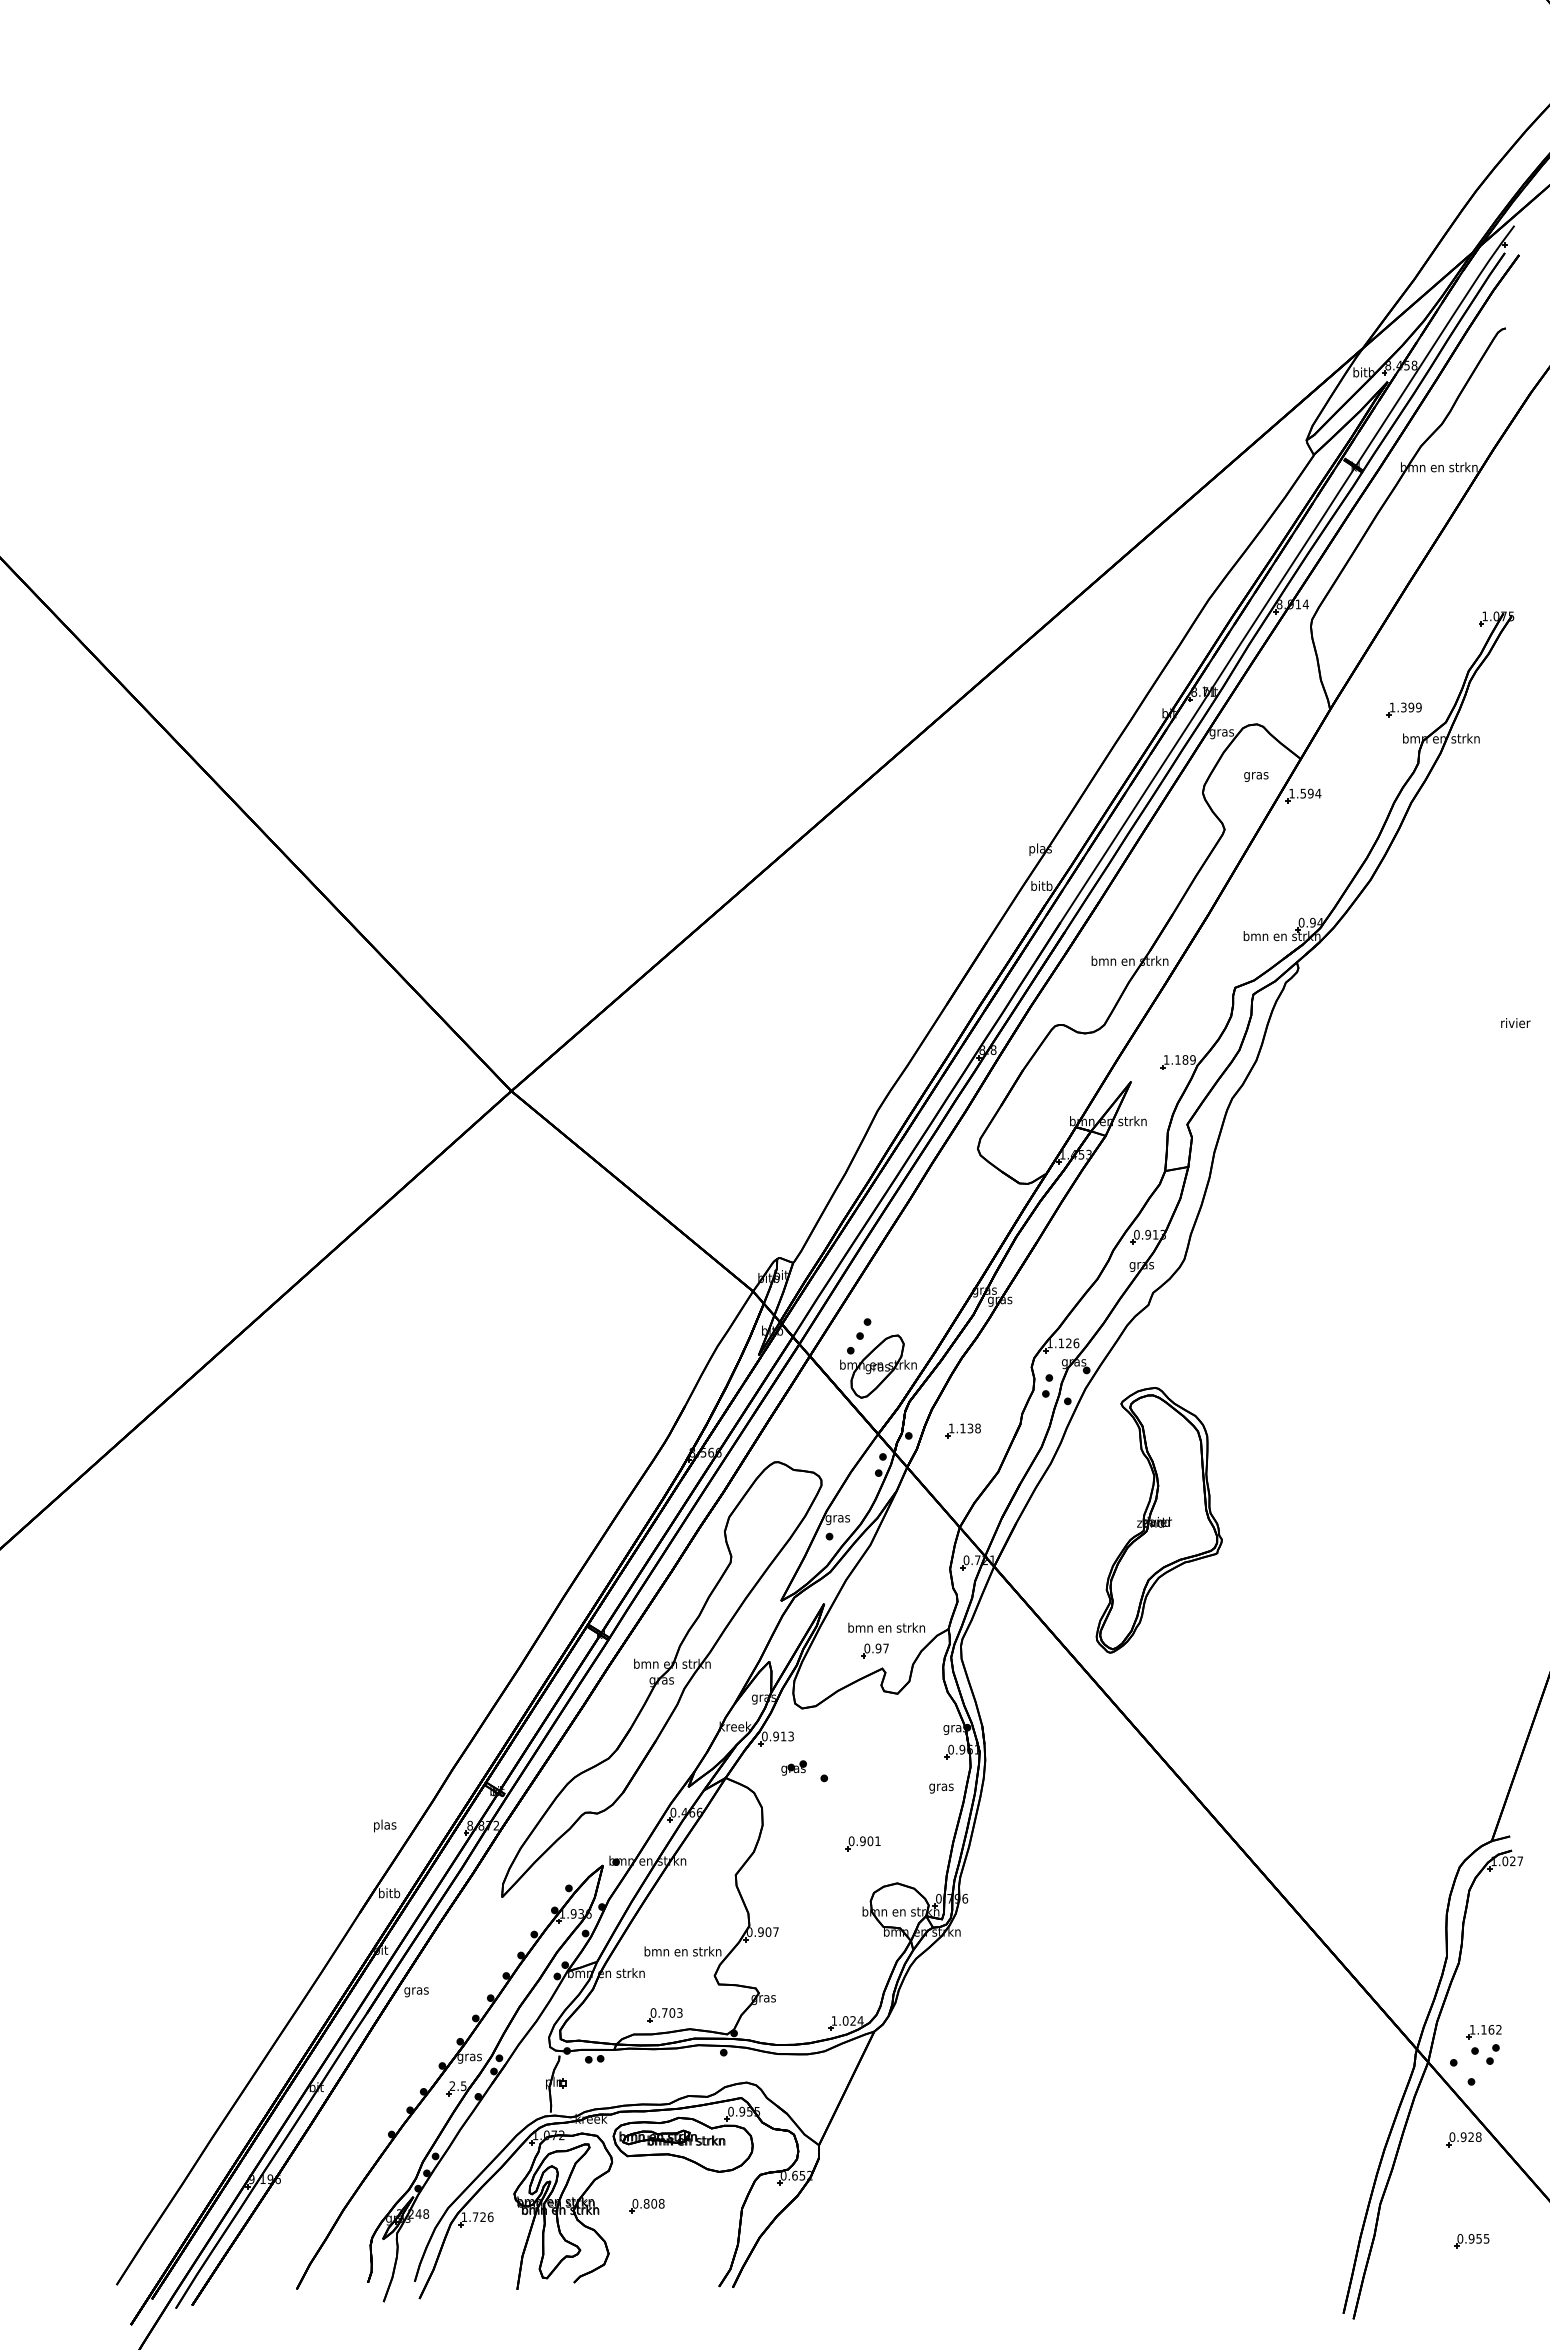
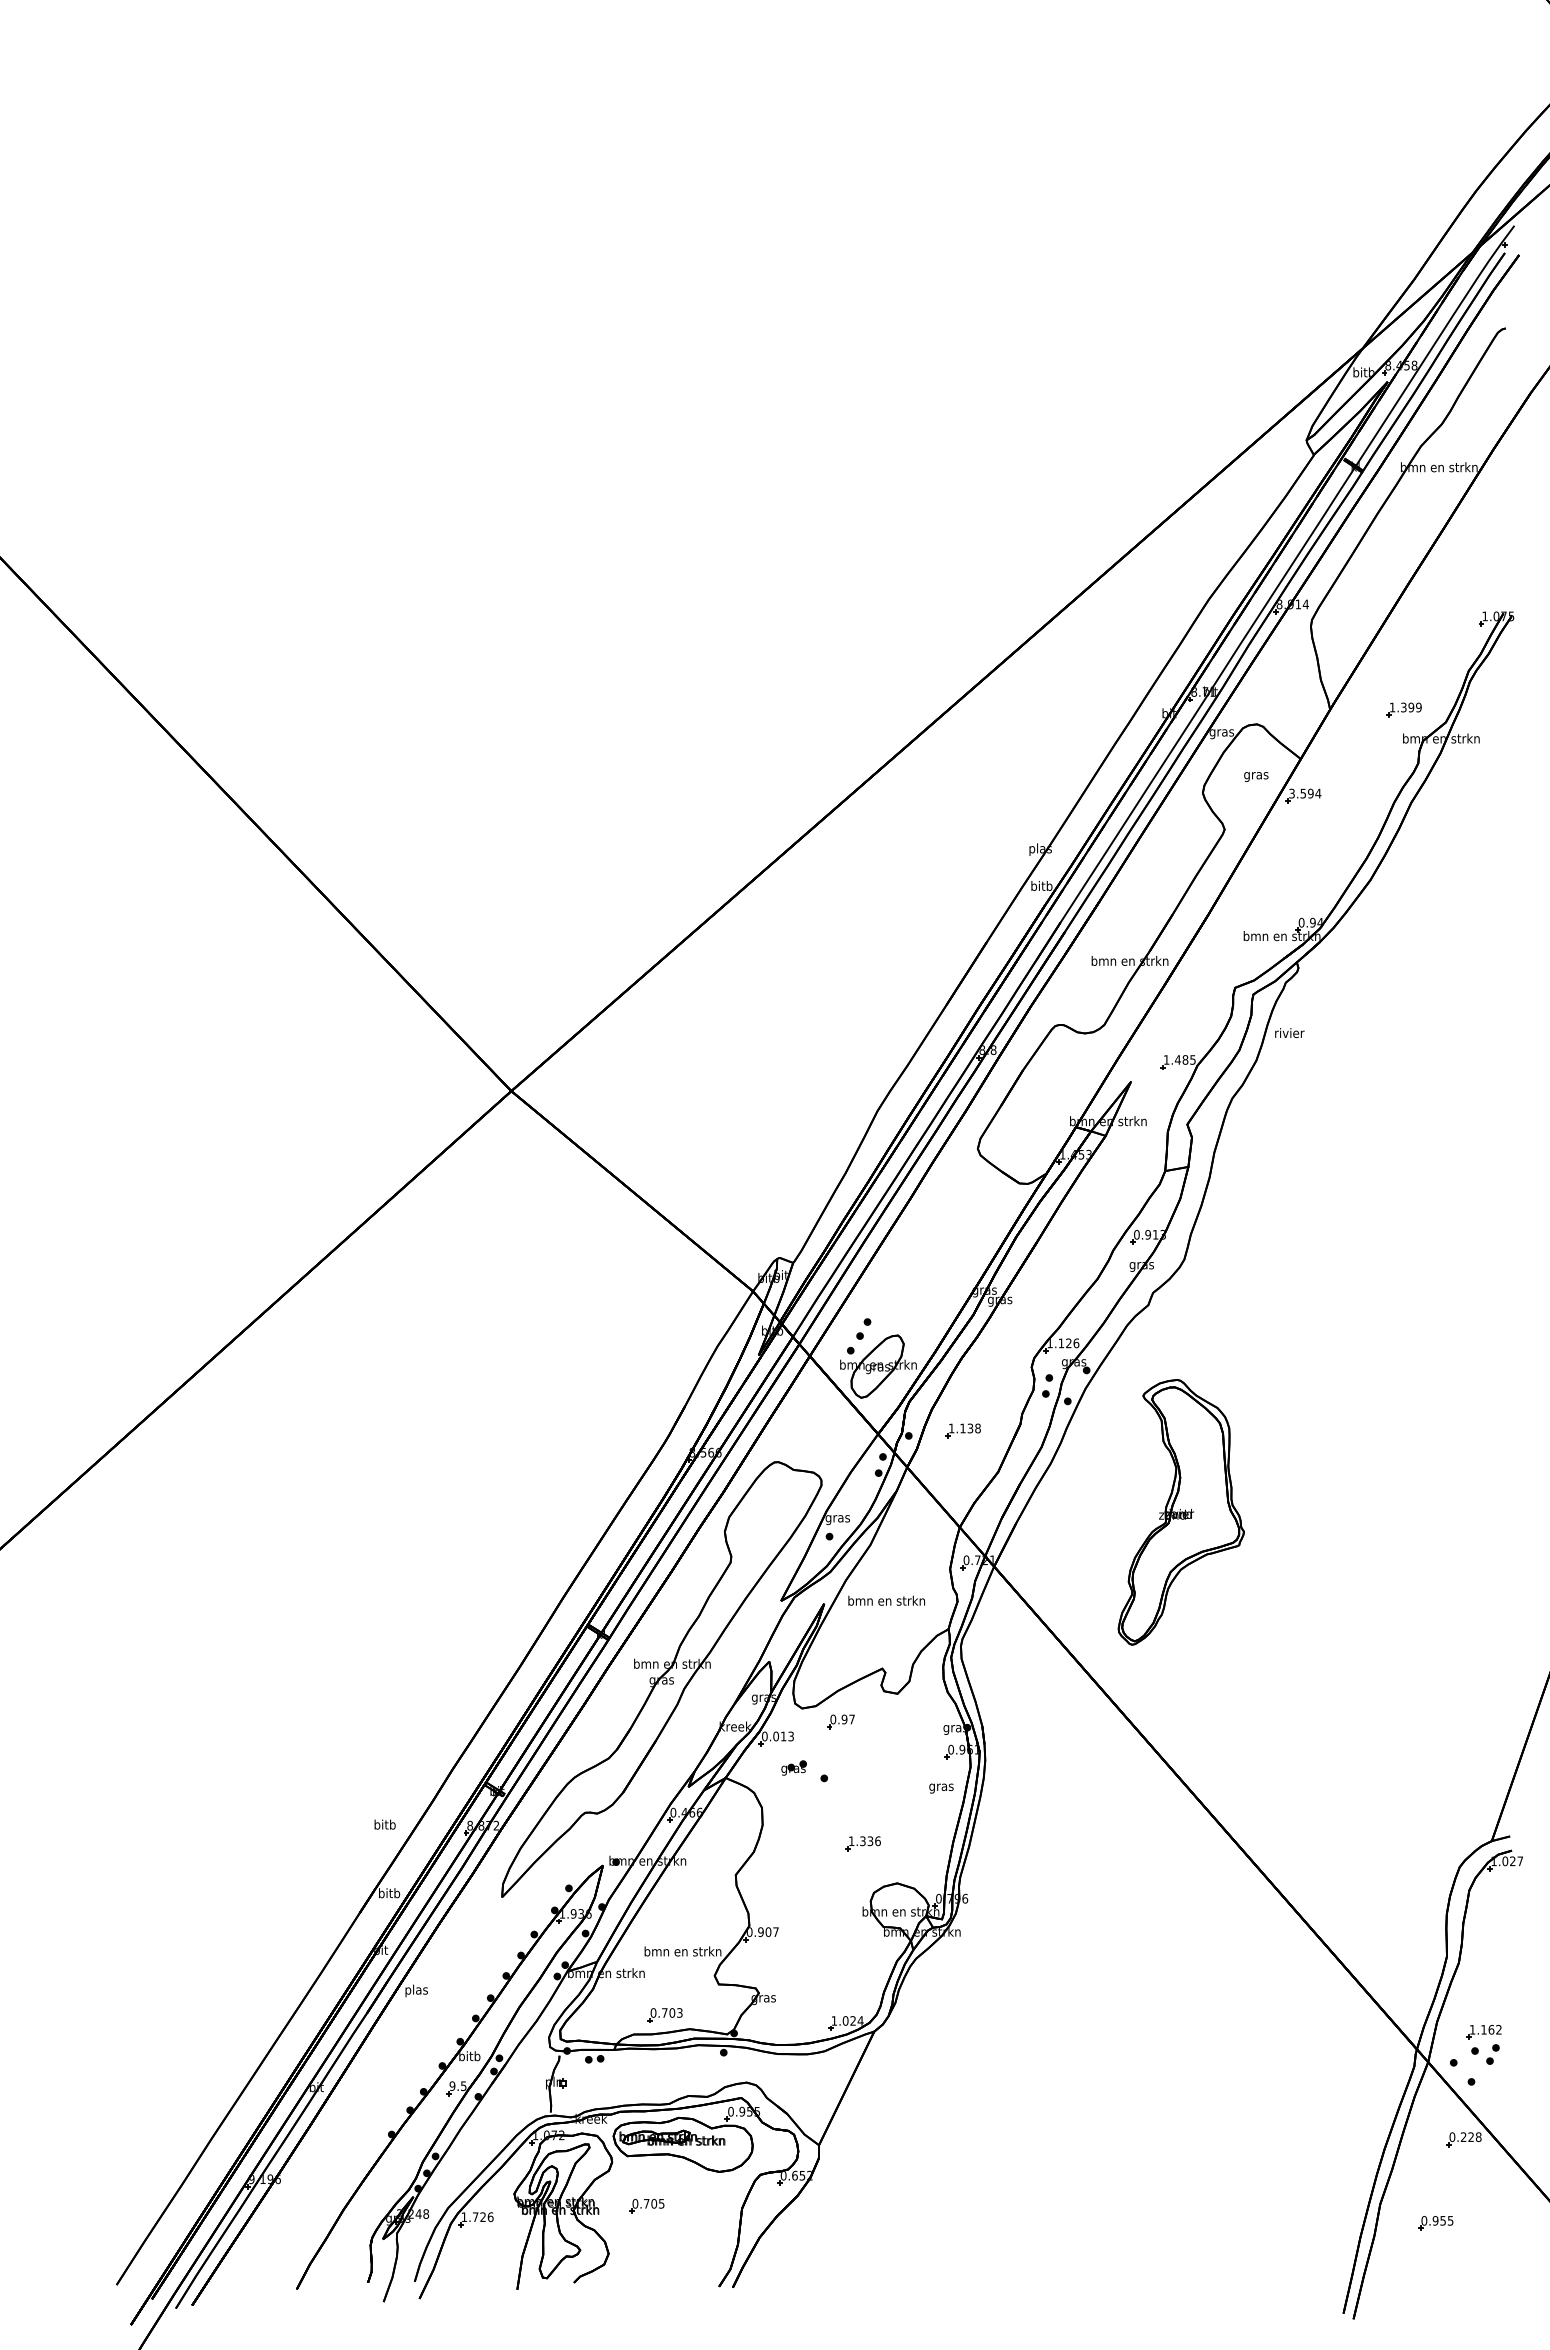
text: 1.594 -> 3.594 (1291, 793)
text position: (1515, 1023) -> (1289, 1033) (1289, 1033)
text: 1.189 -> 1.485 (1184, 1059)
part position: (1158, 1520) -> (1180, 1512) (1180, 1512)
text position: (886, 1627) -> (886, 1600) (886, 1600)
part position: (874, 1650) -> (840, 1721) (840, 1721)
text: 0.913 -> 0.013 (775, 1736)
text: plas -> bitb (385, 1825)
text: 0.901 -> 1.336 (864, 1841)
text: gras -> plas (416, 1990)
text: gras -> bitb (469, 2057)
text: 2.5 -> 9.5 (452, 2086)
text: 0.928 -> 0.228 (1463, 2137)
text: 0.808 -> 0.705 (653, 2203)
part position: (1471, 2241) -> (1435, 2223) (1435, 2223)
